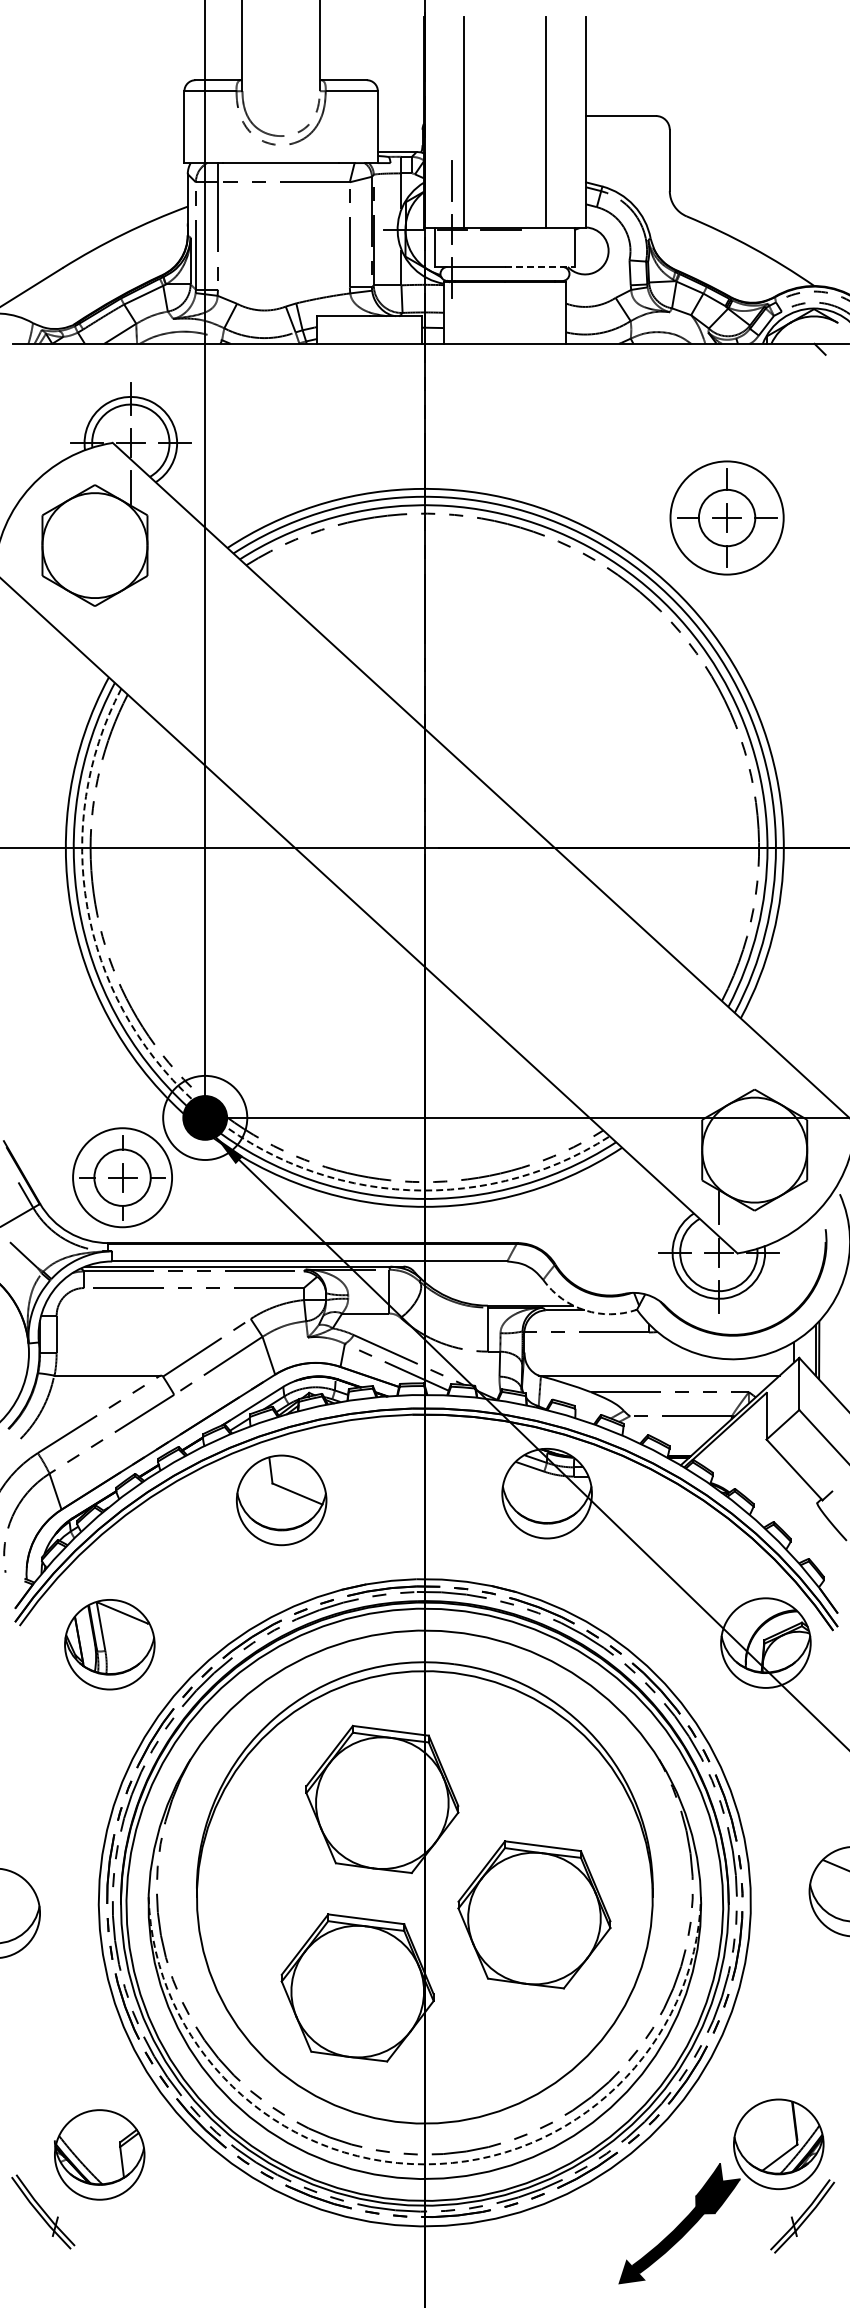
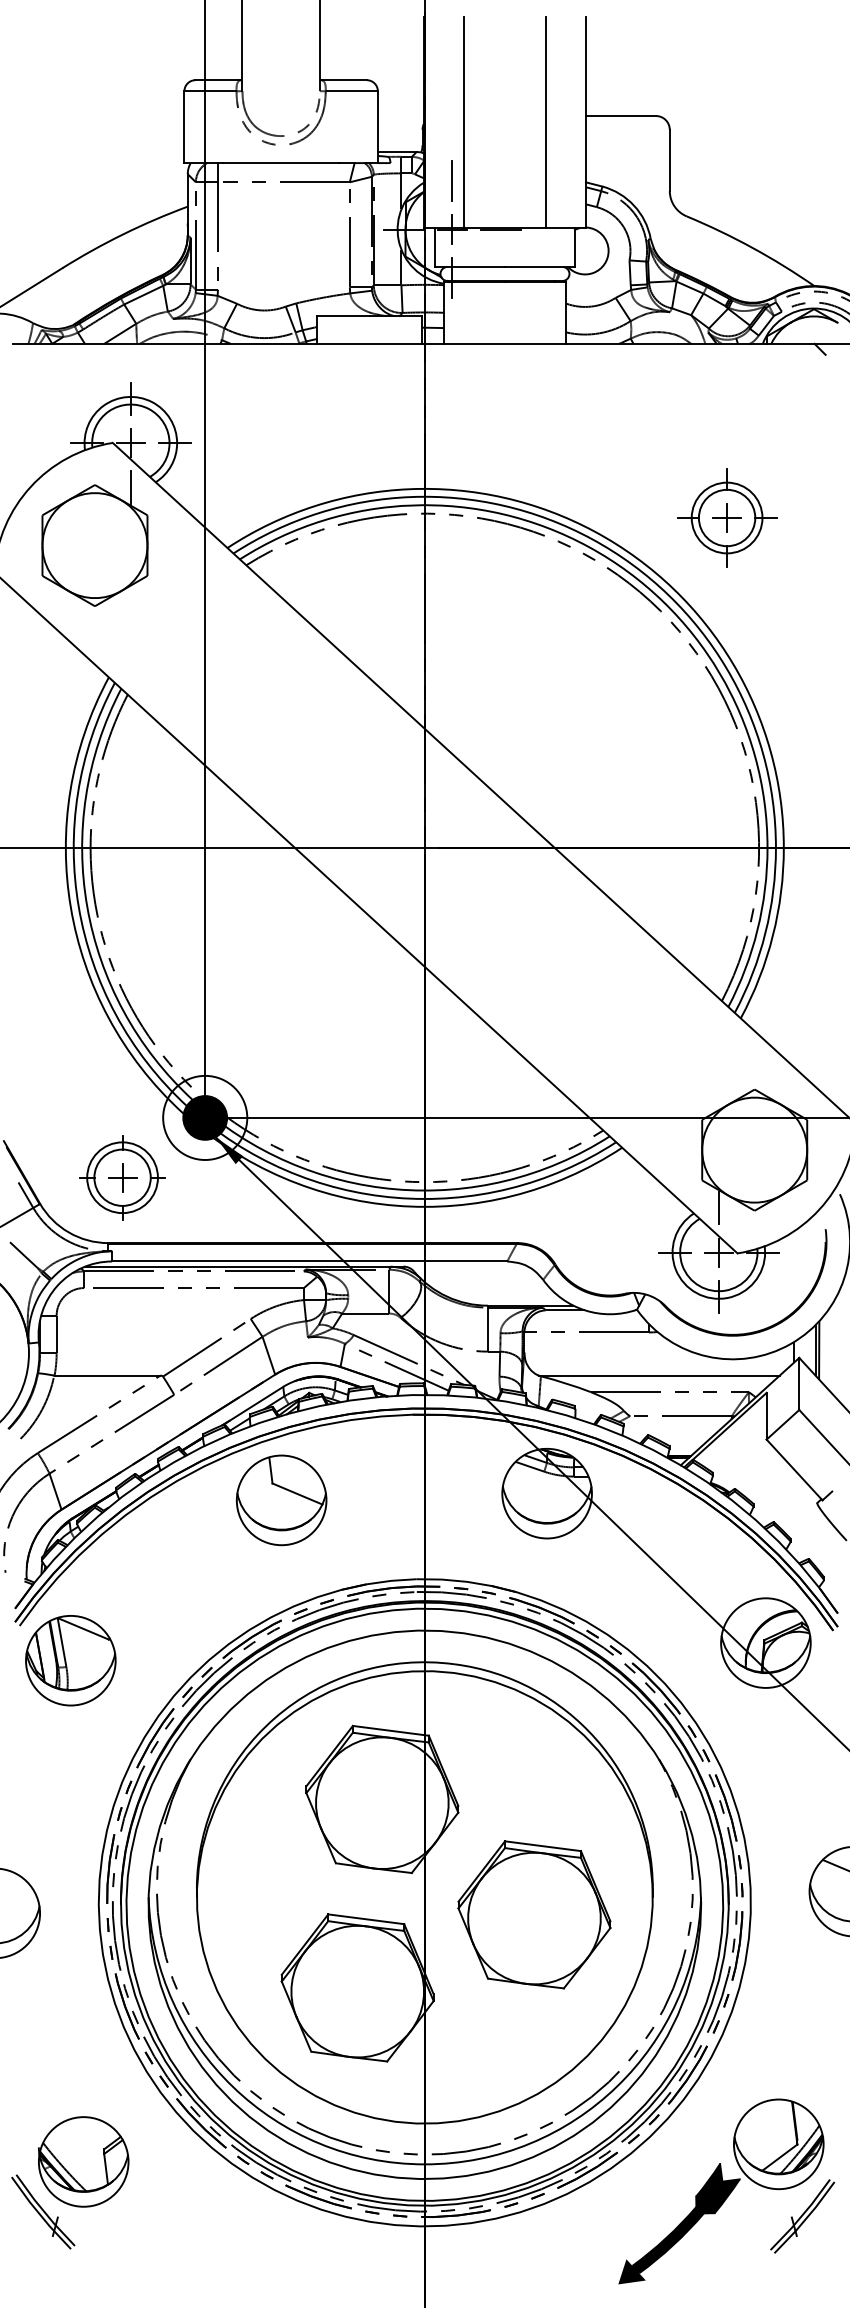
line: dashed -> solid (539, 266)
circle diameter: 113 px -> 71 px (726, 517)
arc: dashed -> solid (193, 1100)
circle diameter: 99 px -> 71 px (122, 1177)
arc: dashed -> solid (585, 1310)
part position: (109, 1644) -> (70, 1660) (70, 1660)
part position: (99, 2154) -> (83, 2161) (83, 2161)
arc: dashed -> solid (424, 2164)
